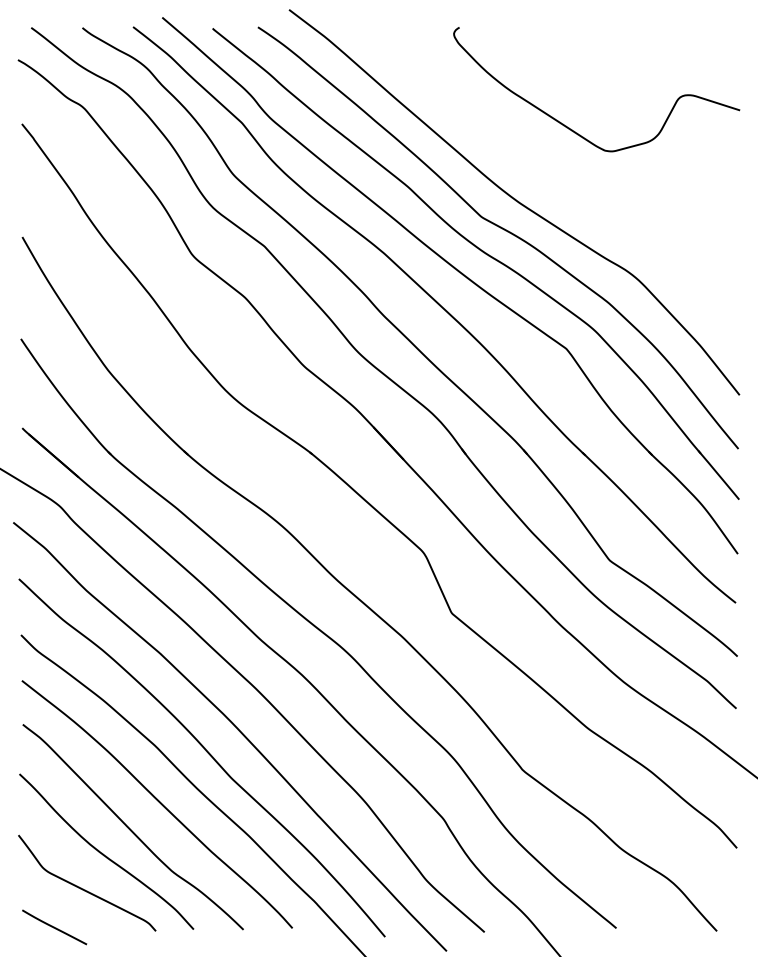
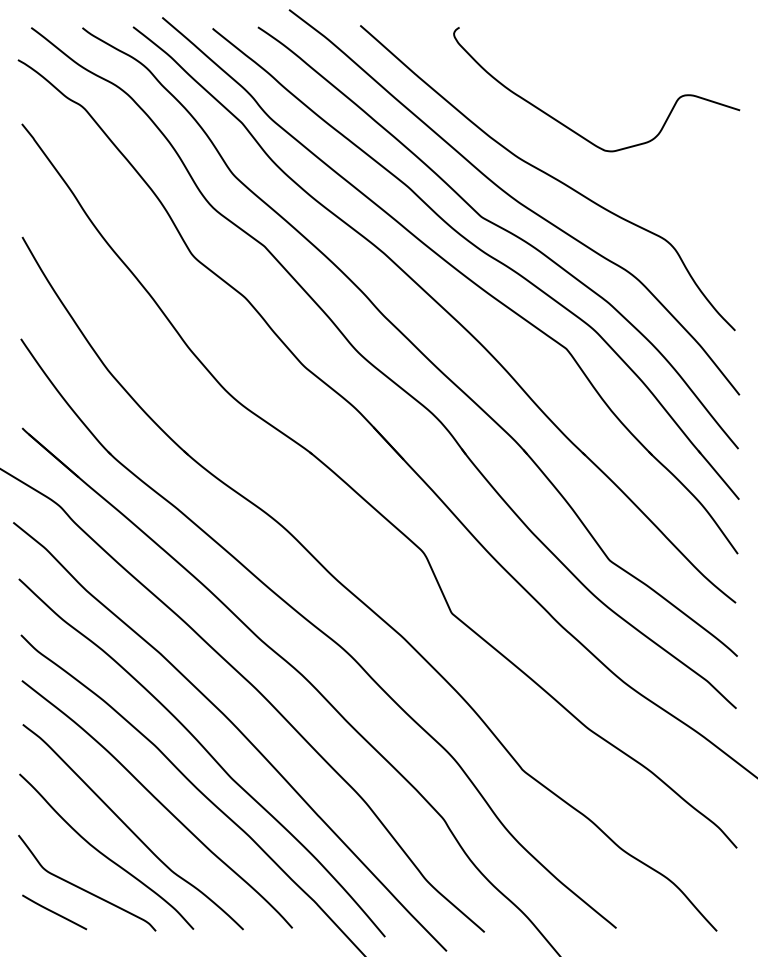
curve: none -> present (549, 176)
line position: (54, 927) -> (54, 912) (54, 912)
